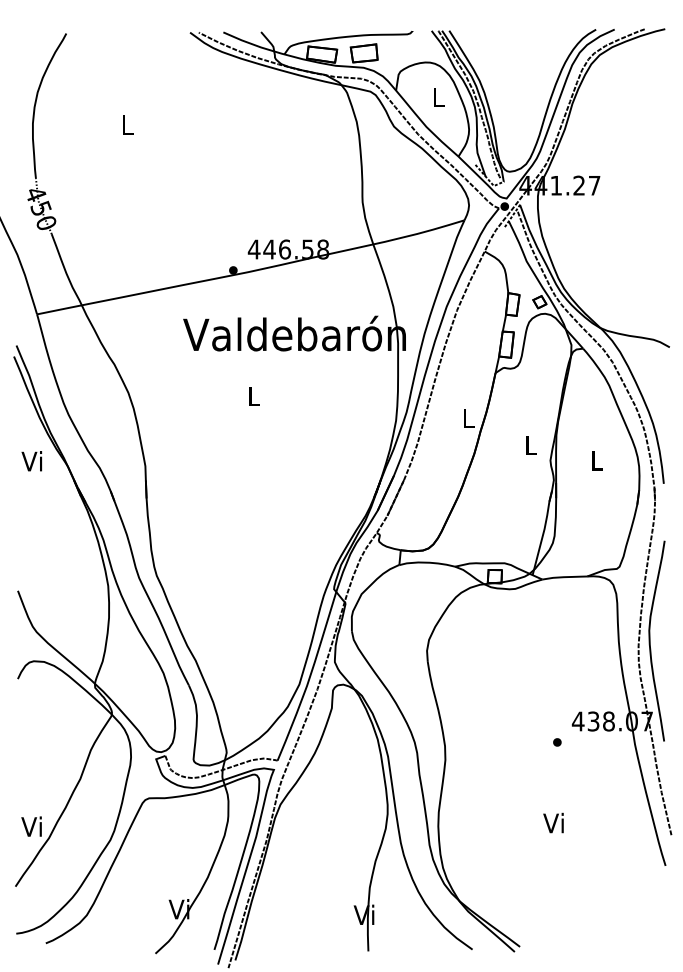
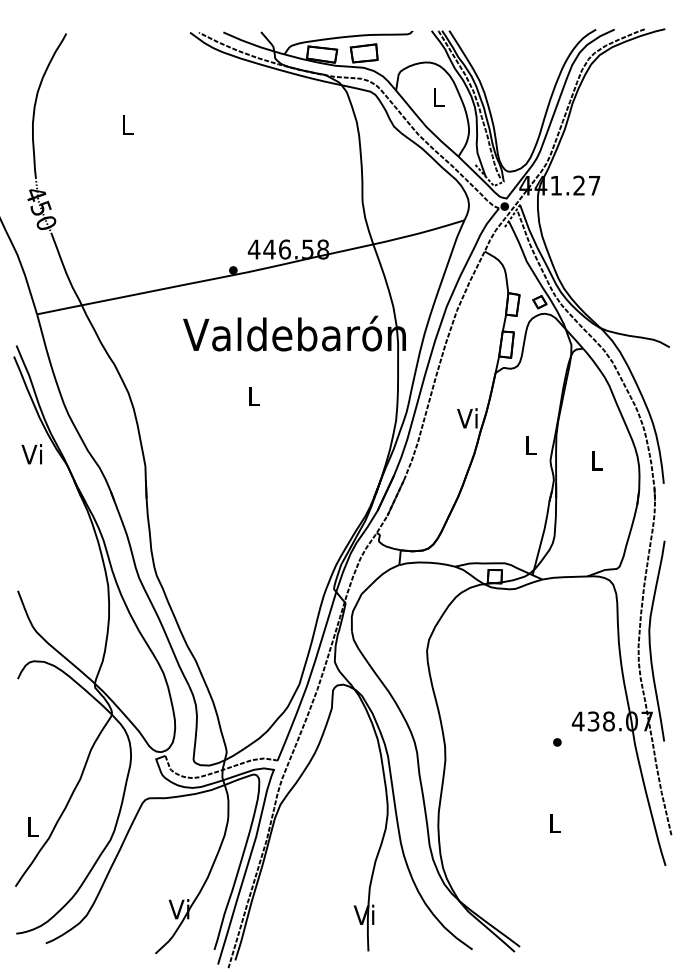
text: L -> Vi (467, 418)
text position: (31, 461) -> (31, 454) (31, 454)
text: Vi -> L (553, 822)
text: Vi -> L (31, 826)
